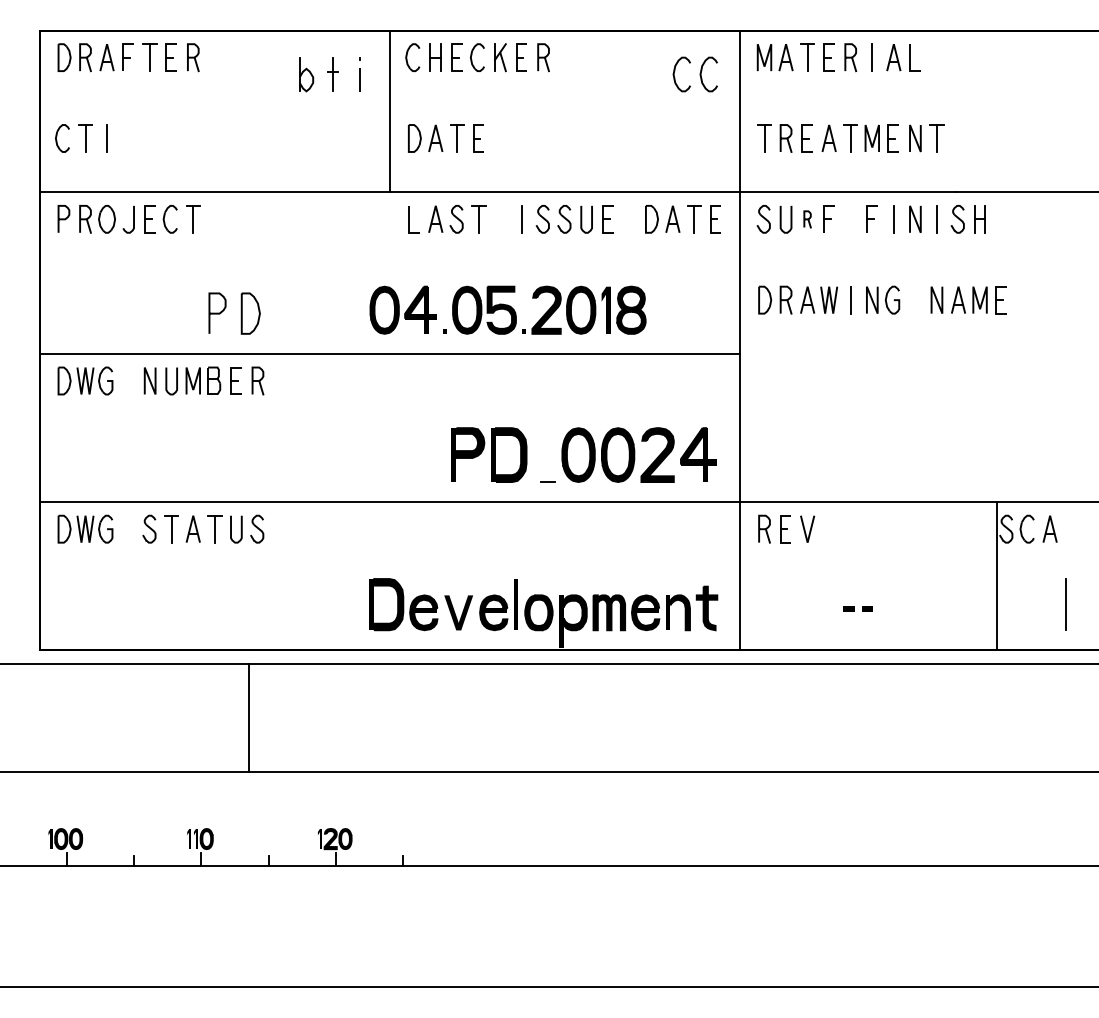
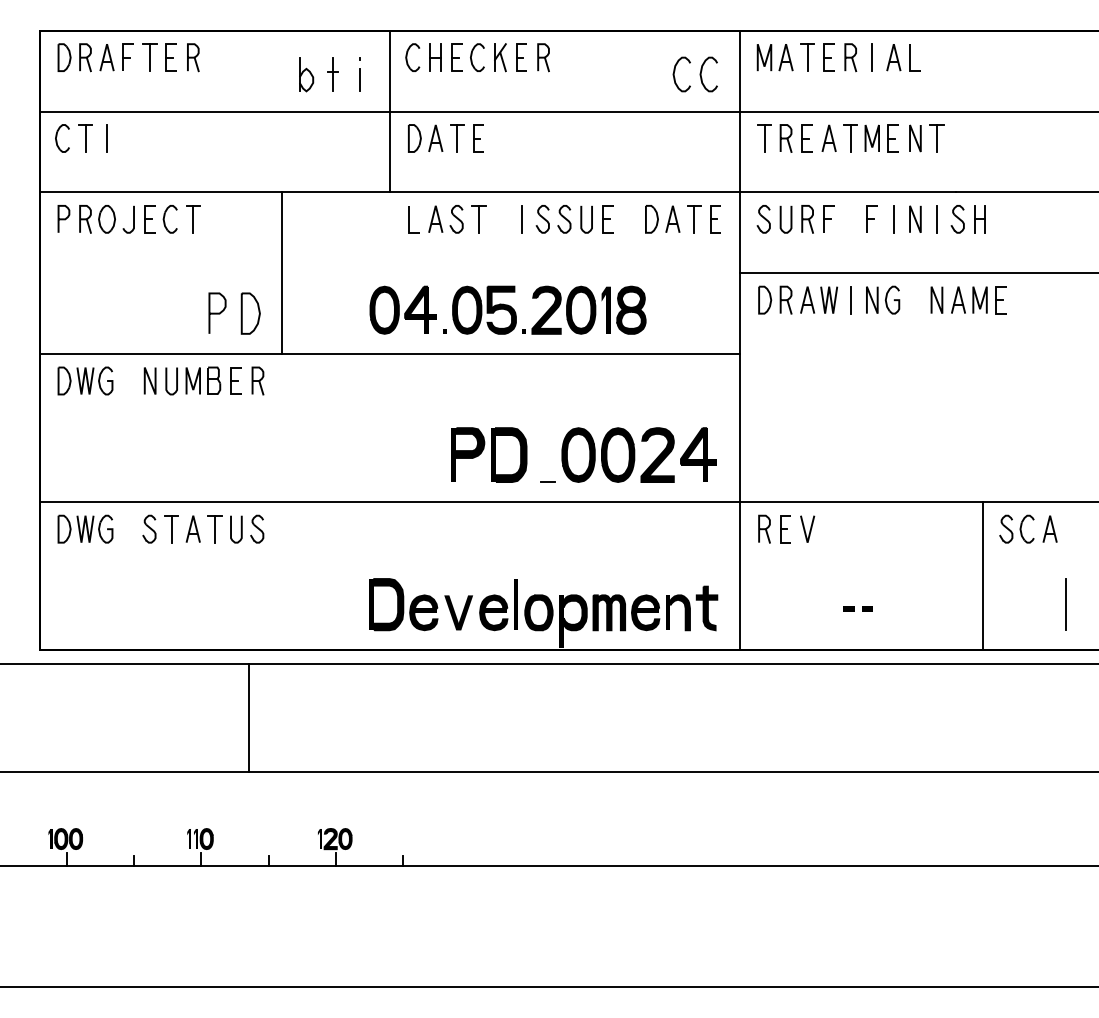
line: none -> present (567, 111)
part size: 9x19 px -> 13x29 px (807, 219)
line: none -> present (282, 273)
line: none -> present (917, 273)
line position: (996, 576) -> (982, 576) (982, 576)
